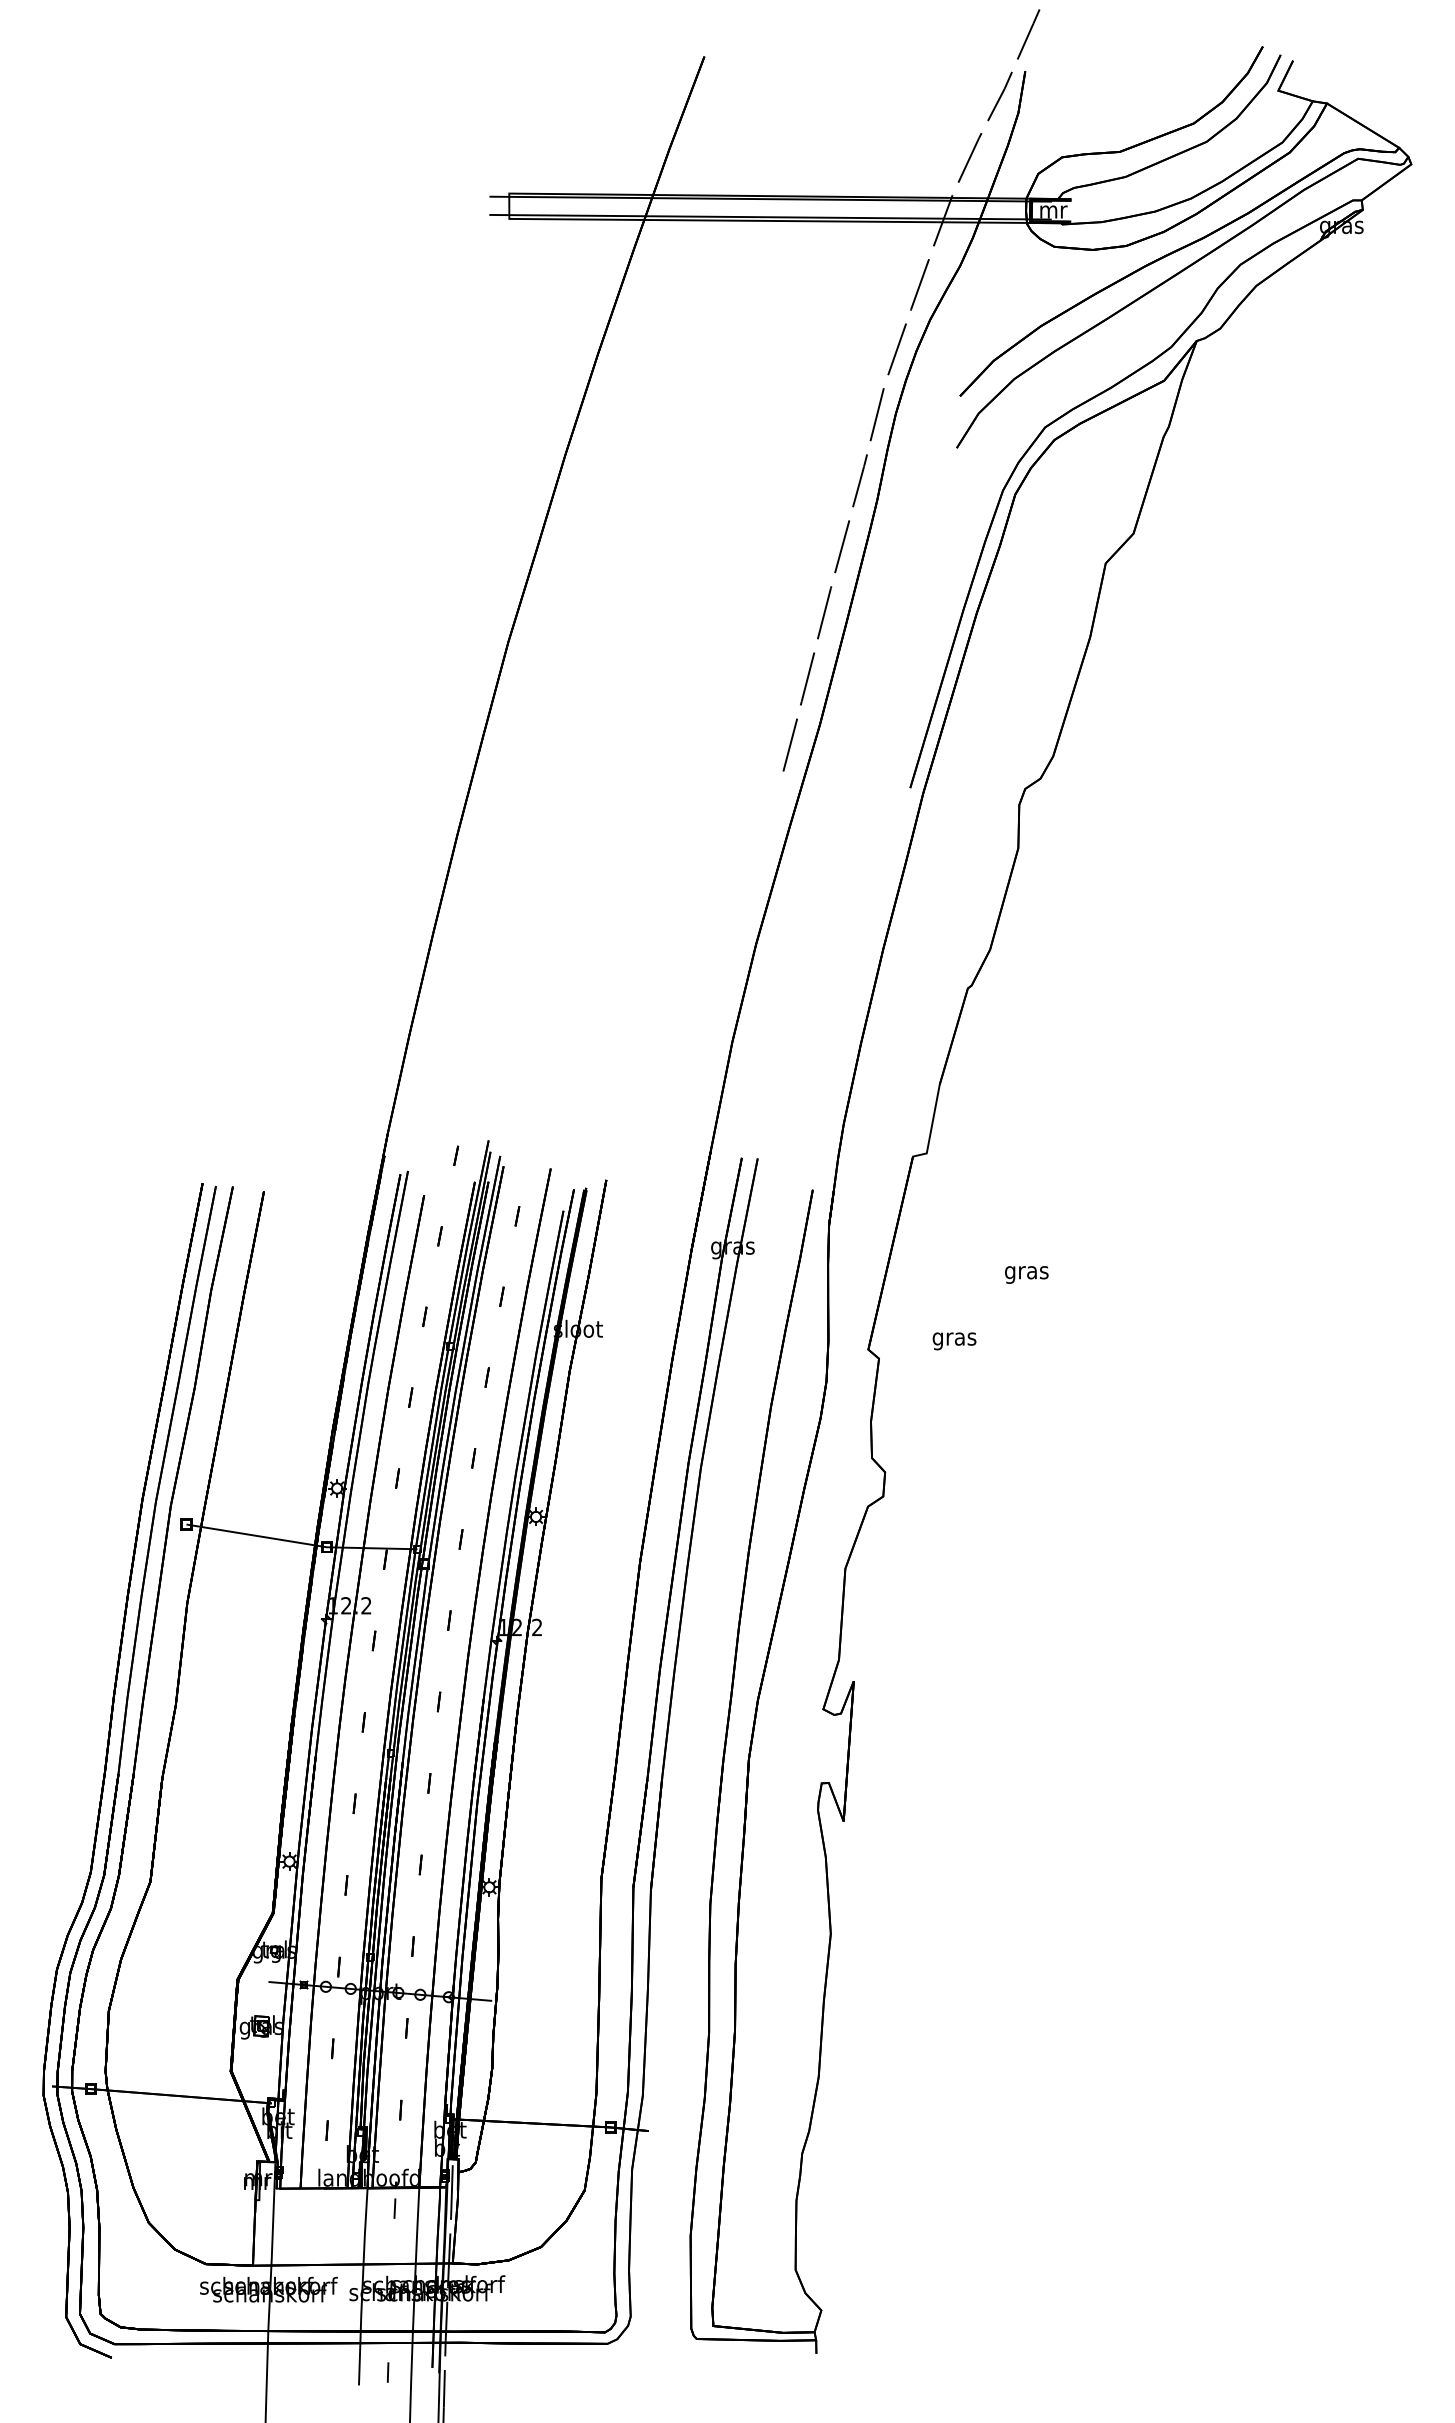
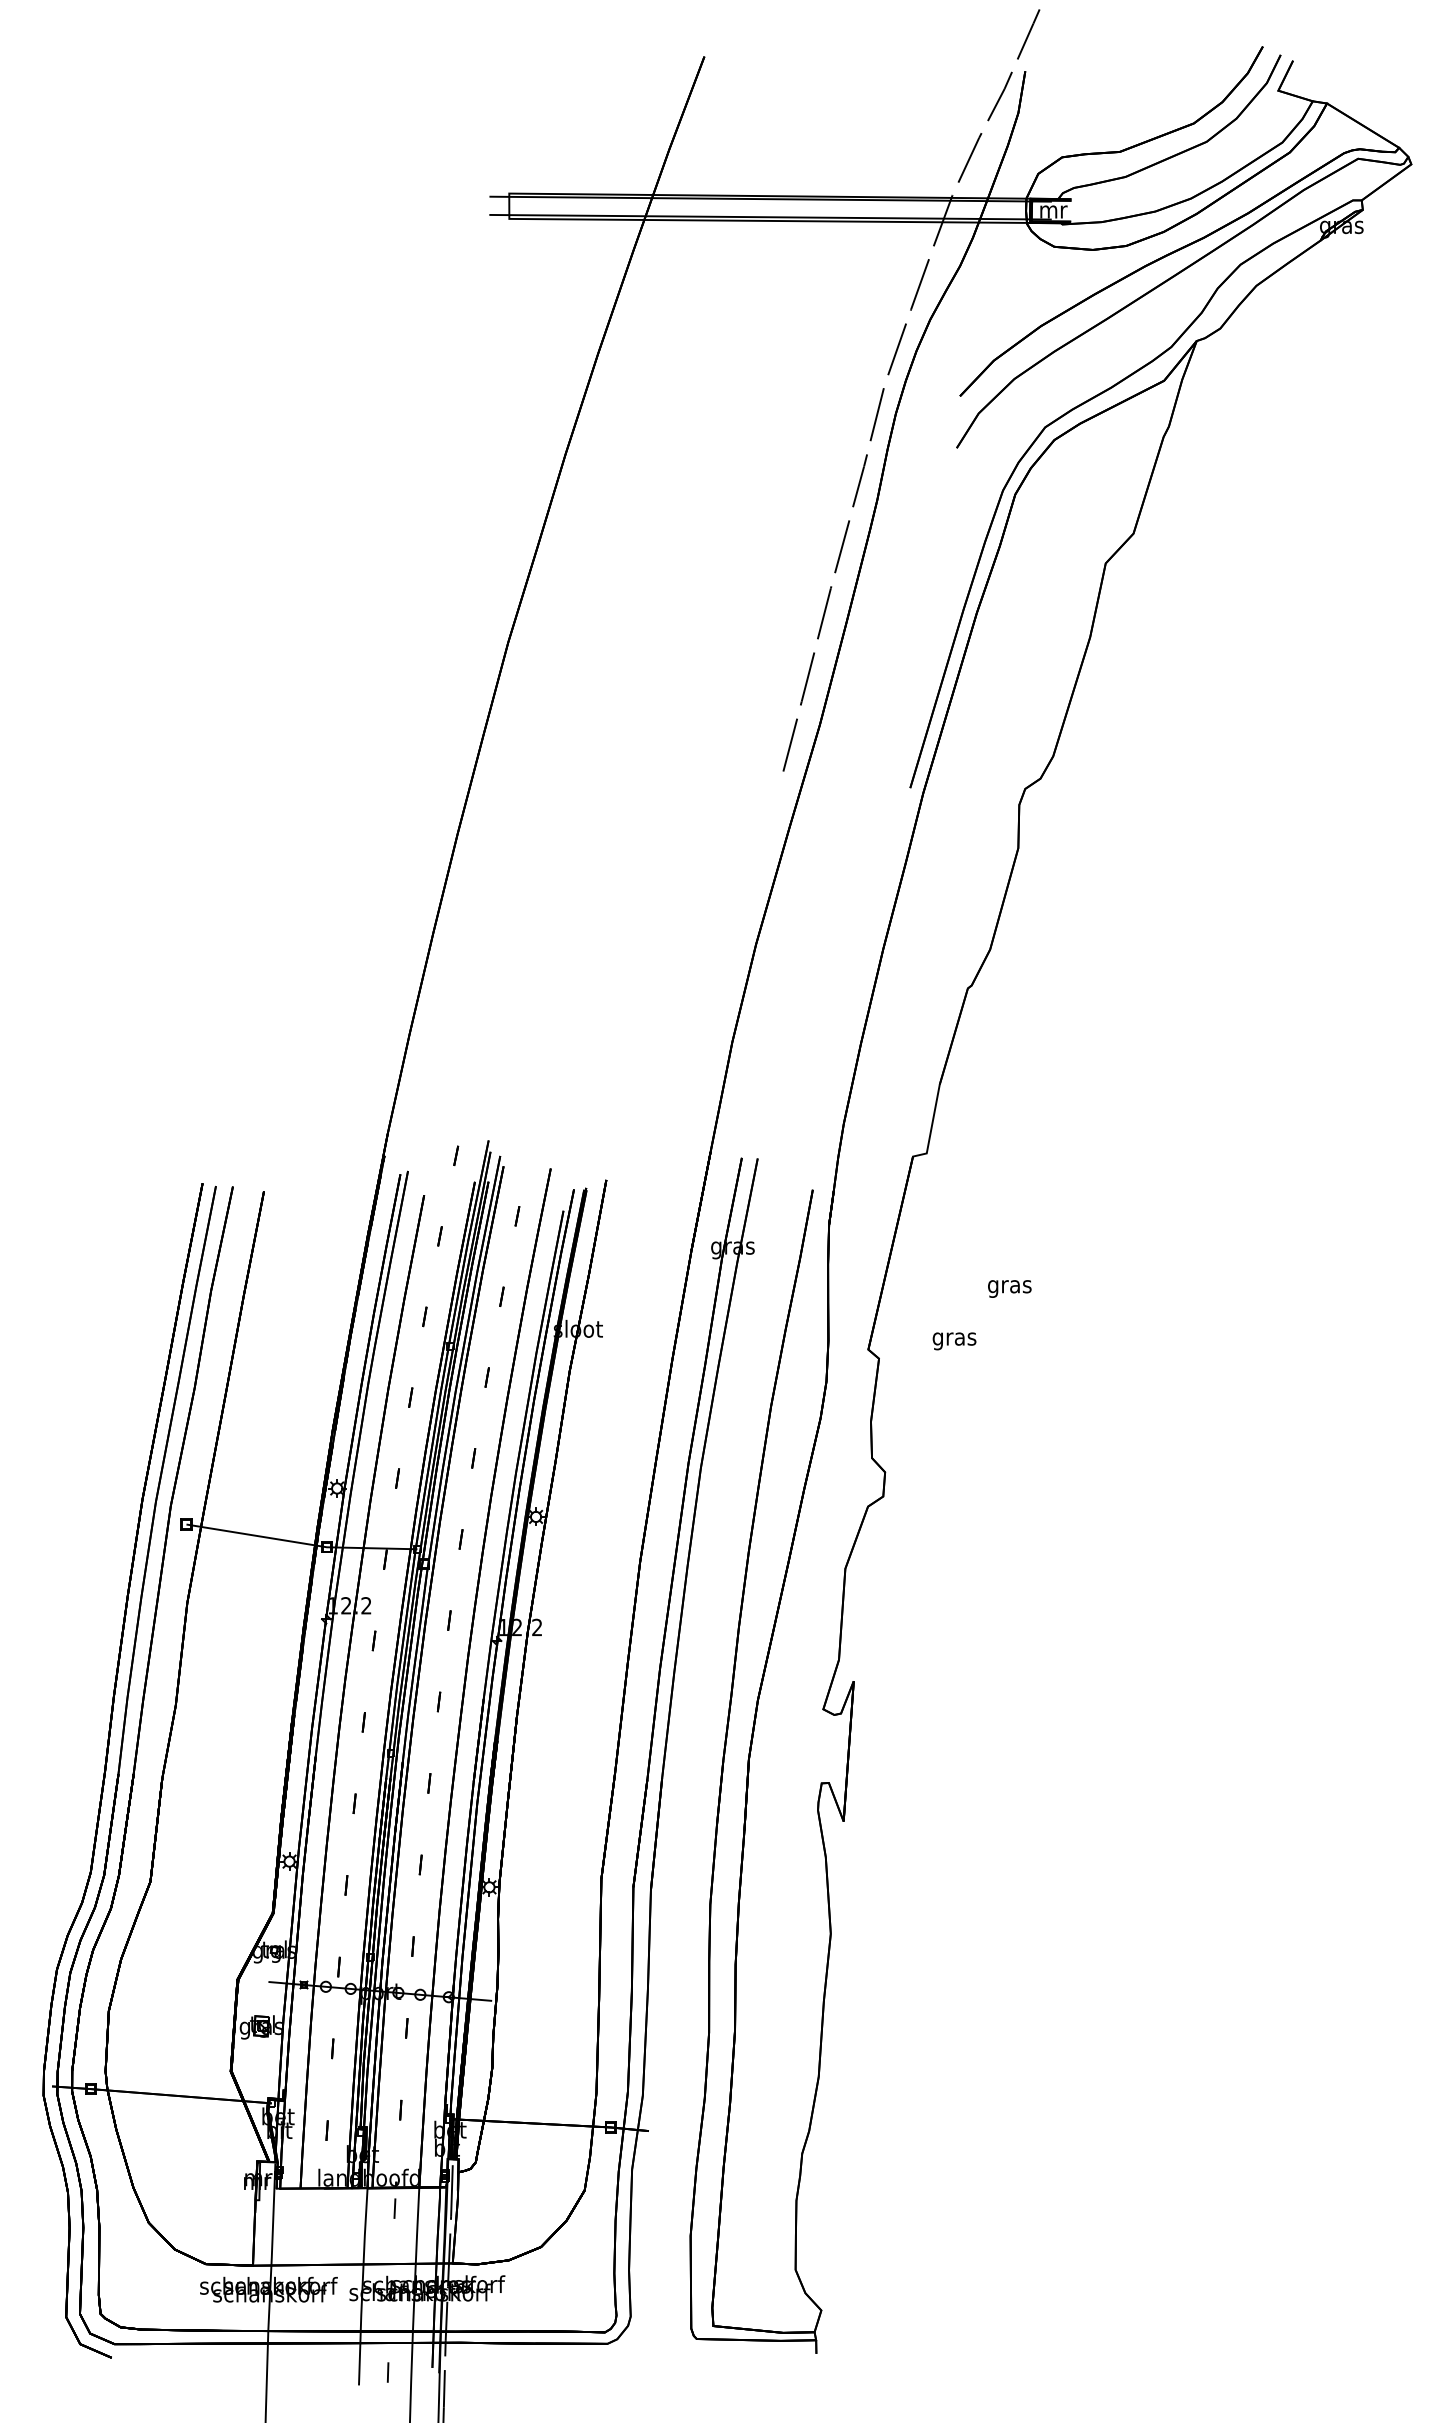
text position: (1026, 1274) -> (1009, 1288) (1009, 1288)
